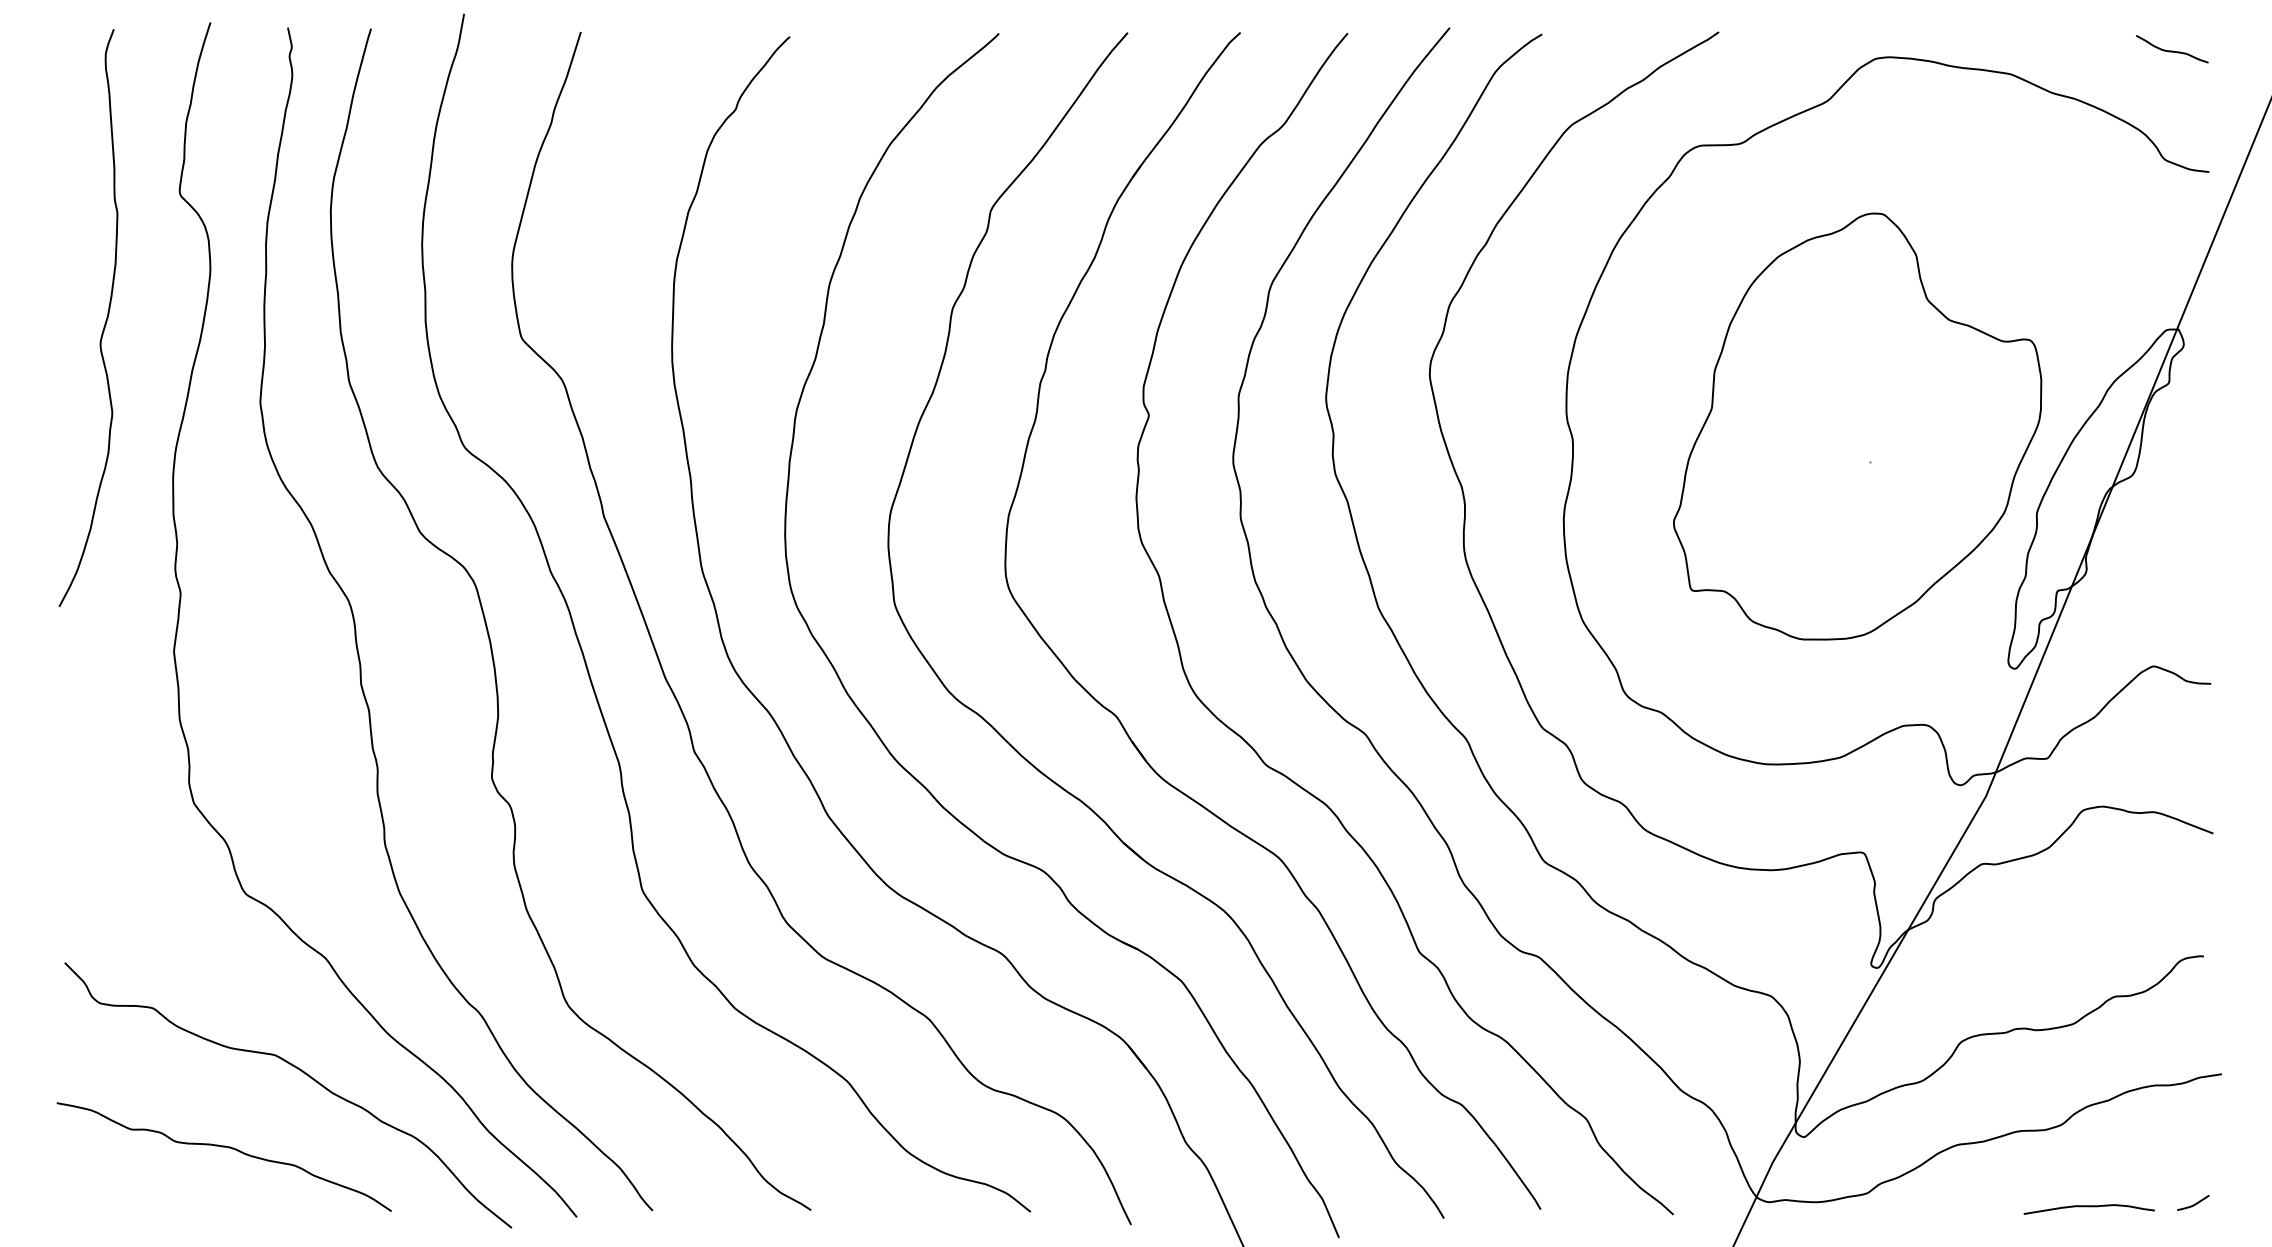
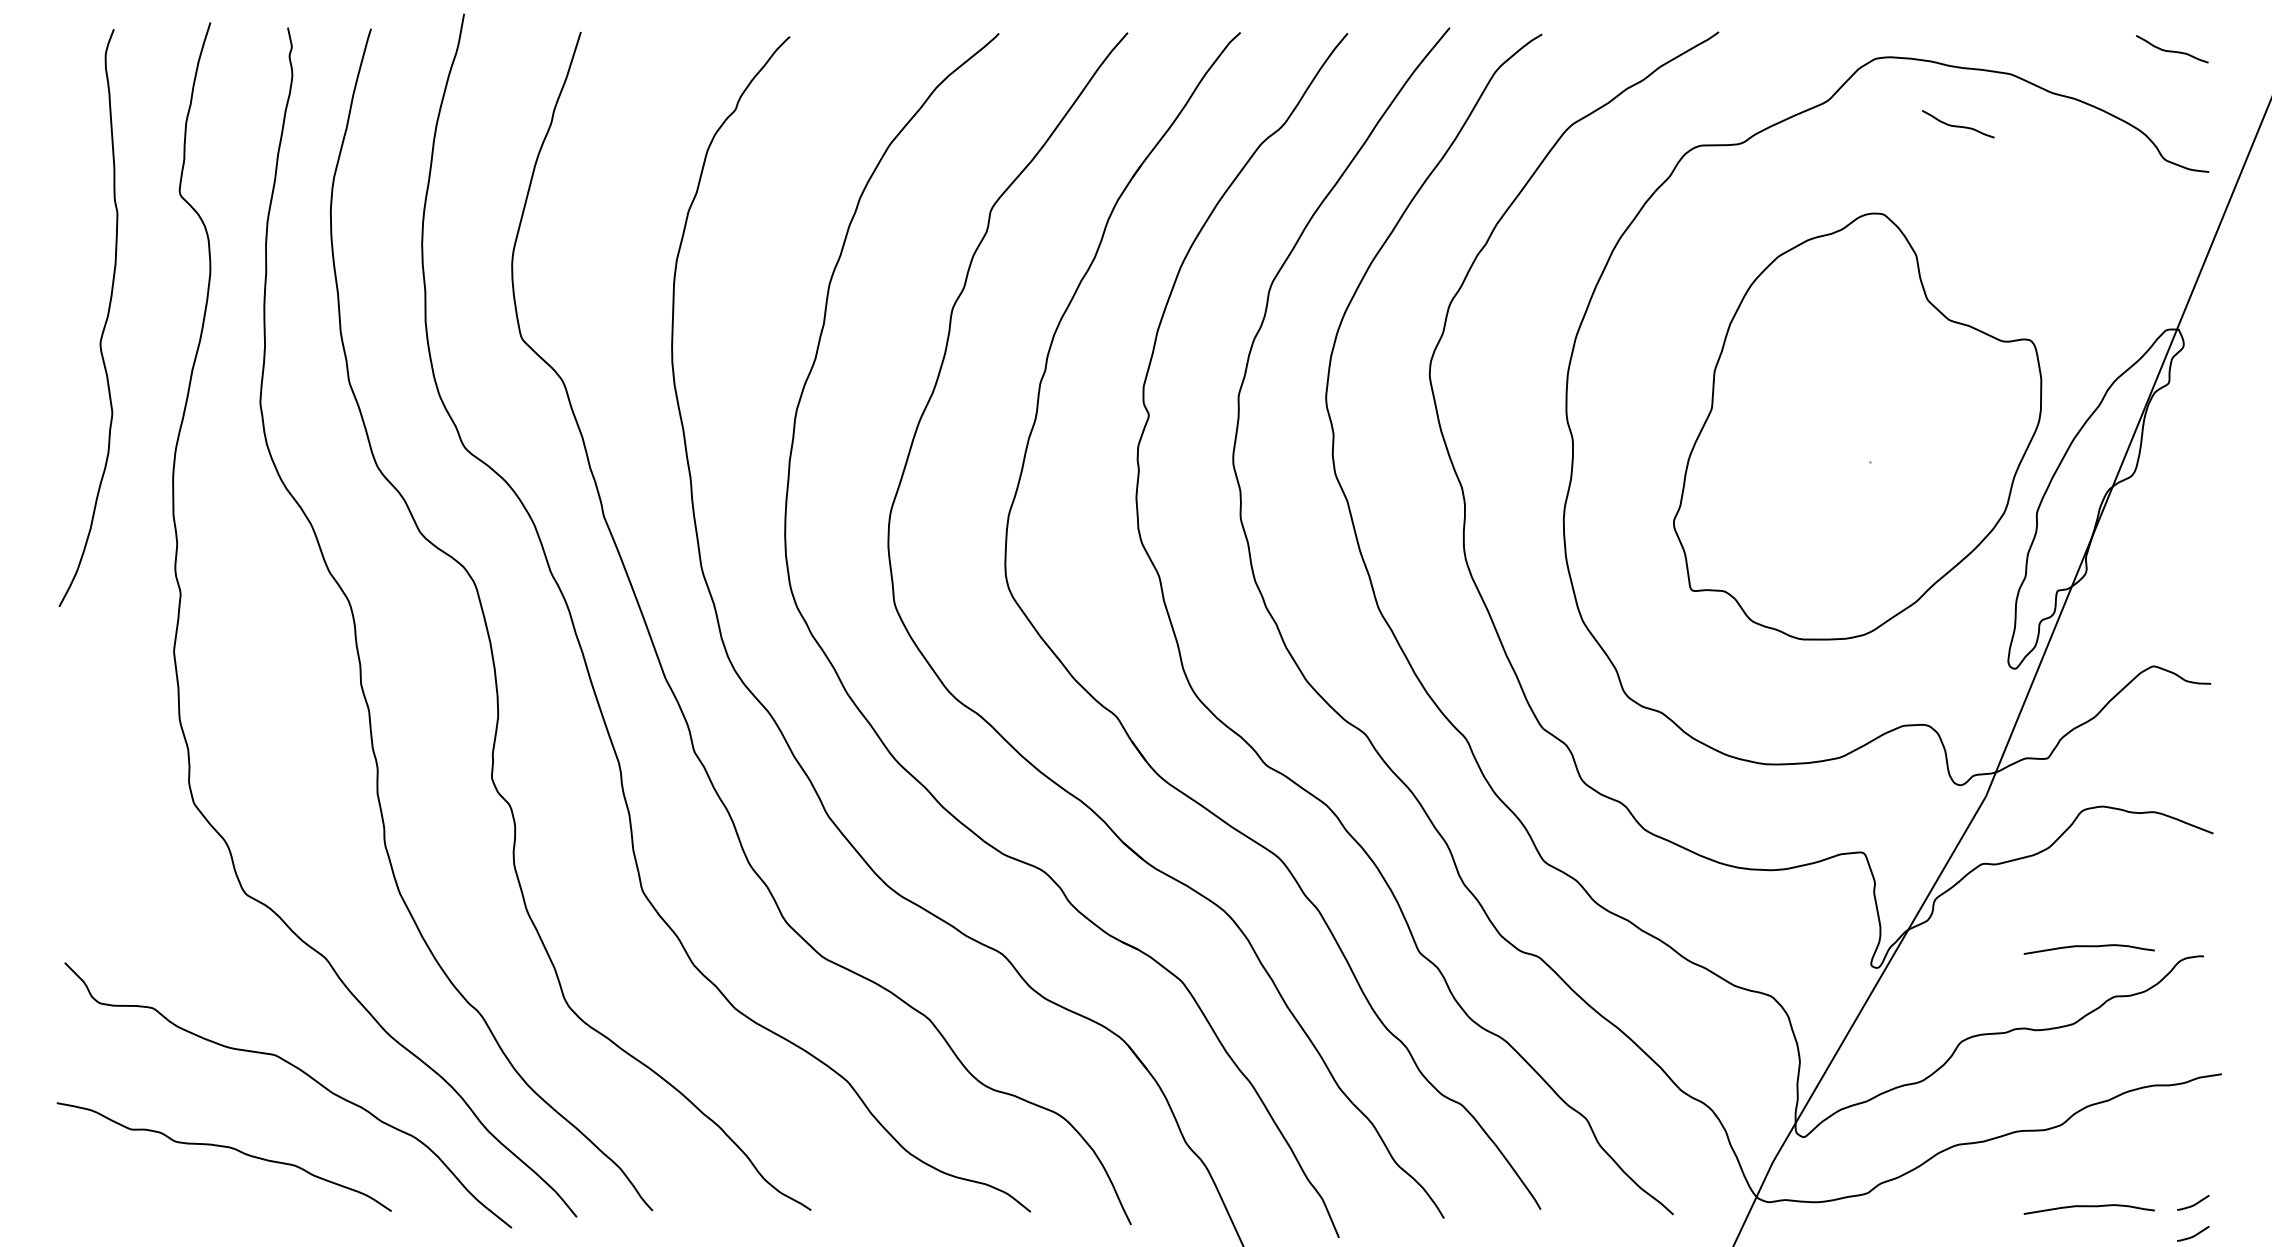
curve: none -> present (1958, 125)
curve: none -> present (2088, 947)
curve: none -> present (2194, 1234)
